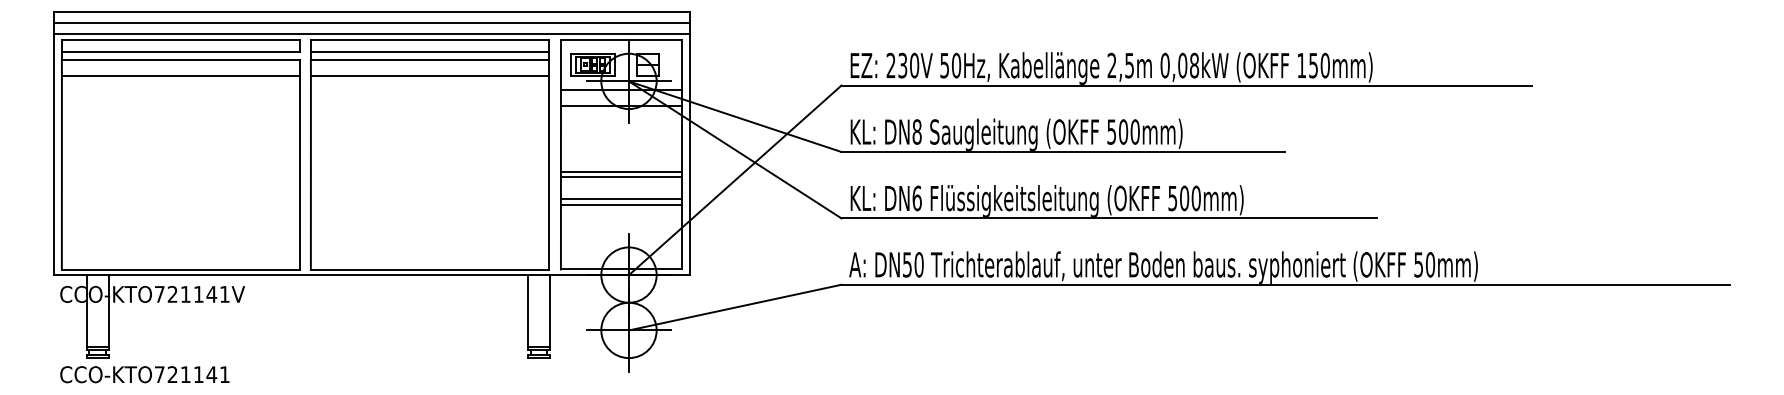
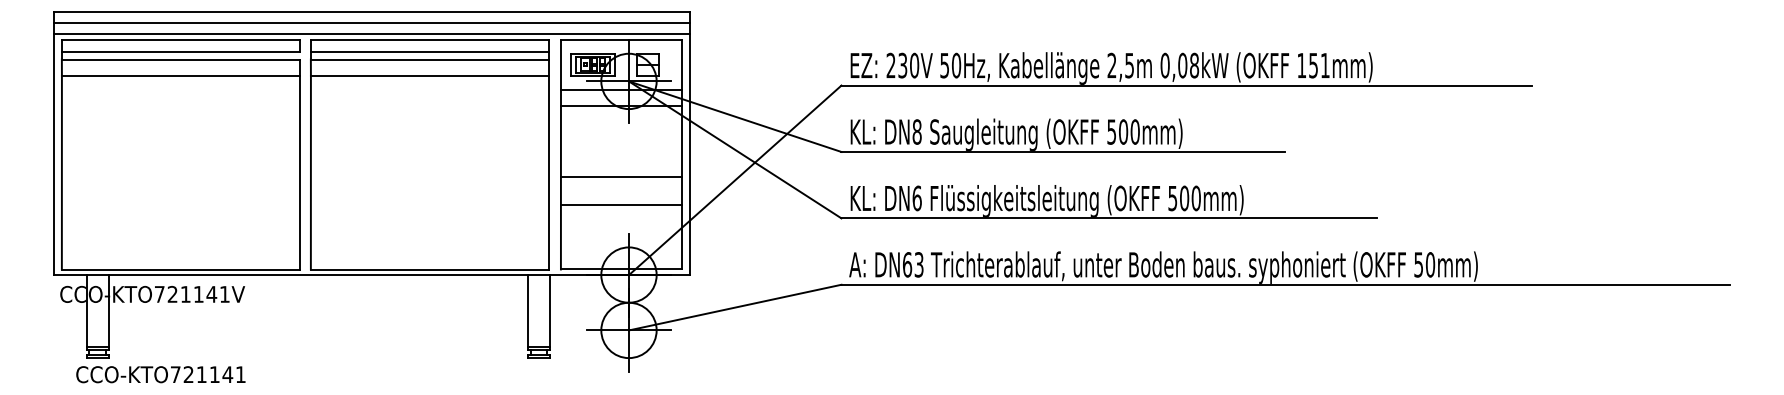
text: 150mm) -> 151mm) (1324, 65)
line: present -> none (620, 171)
line: present -> none (620, 199)
text: DN50 -> DN63 (913, 264)
text position: (144, 374) -> (160, 374) (160, 374)
